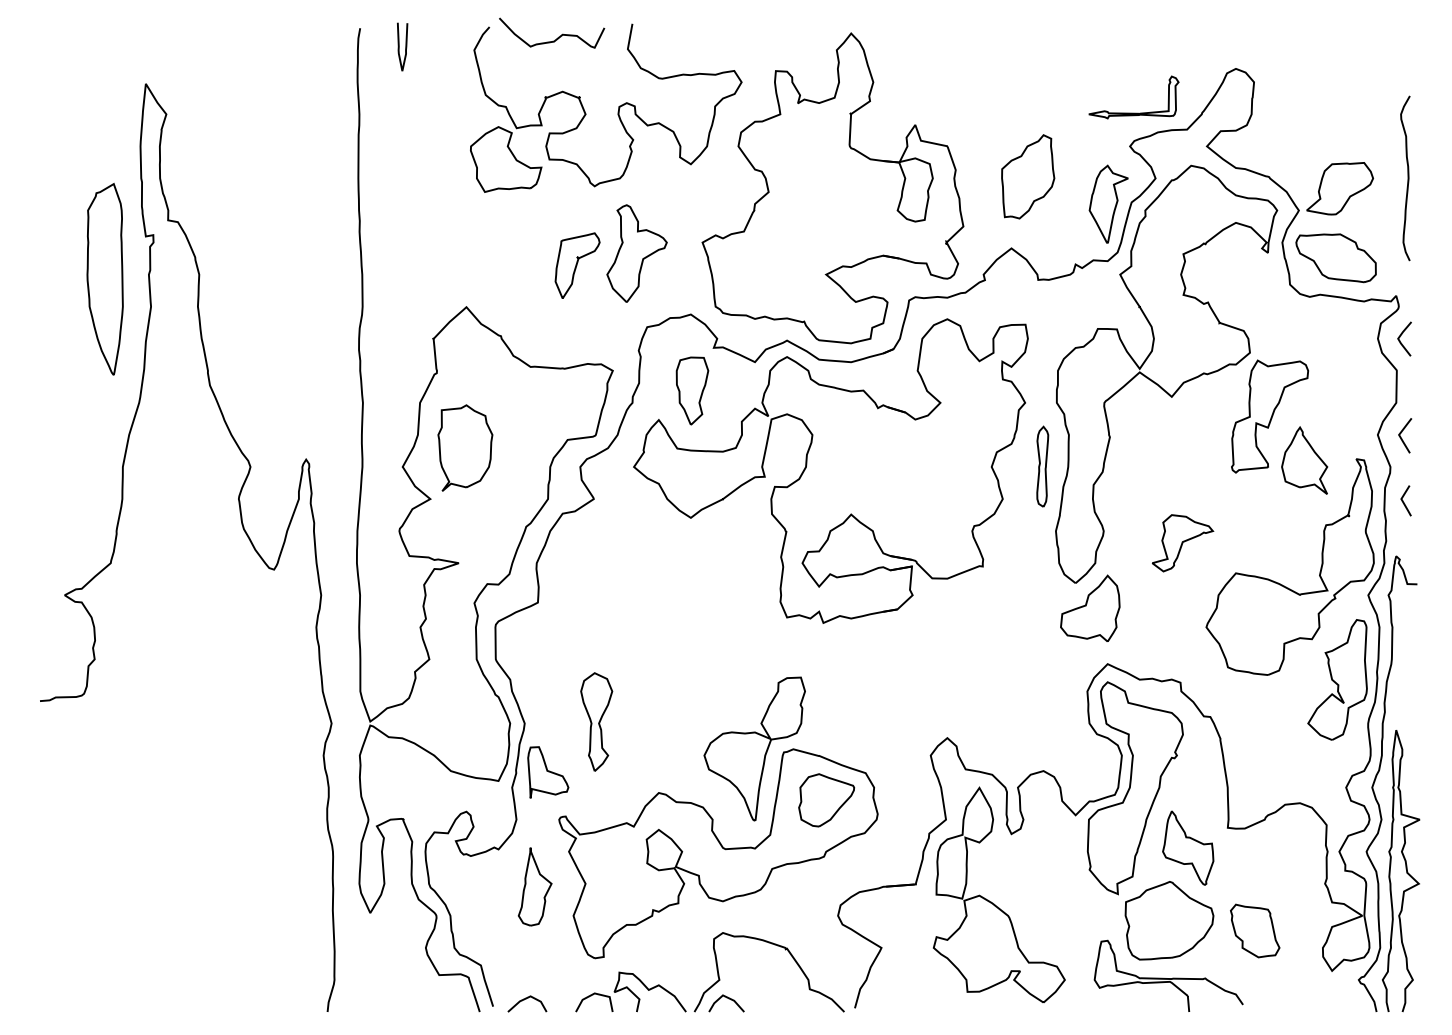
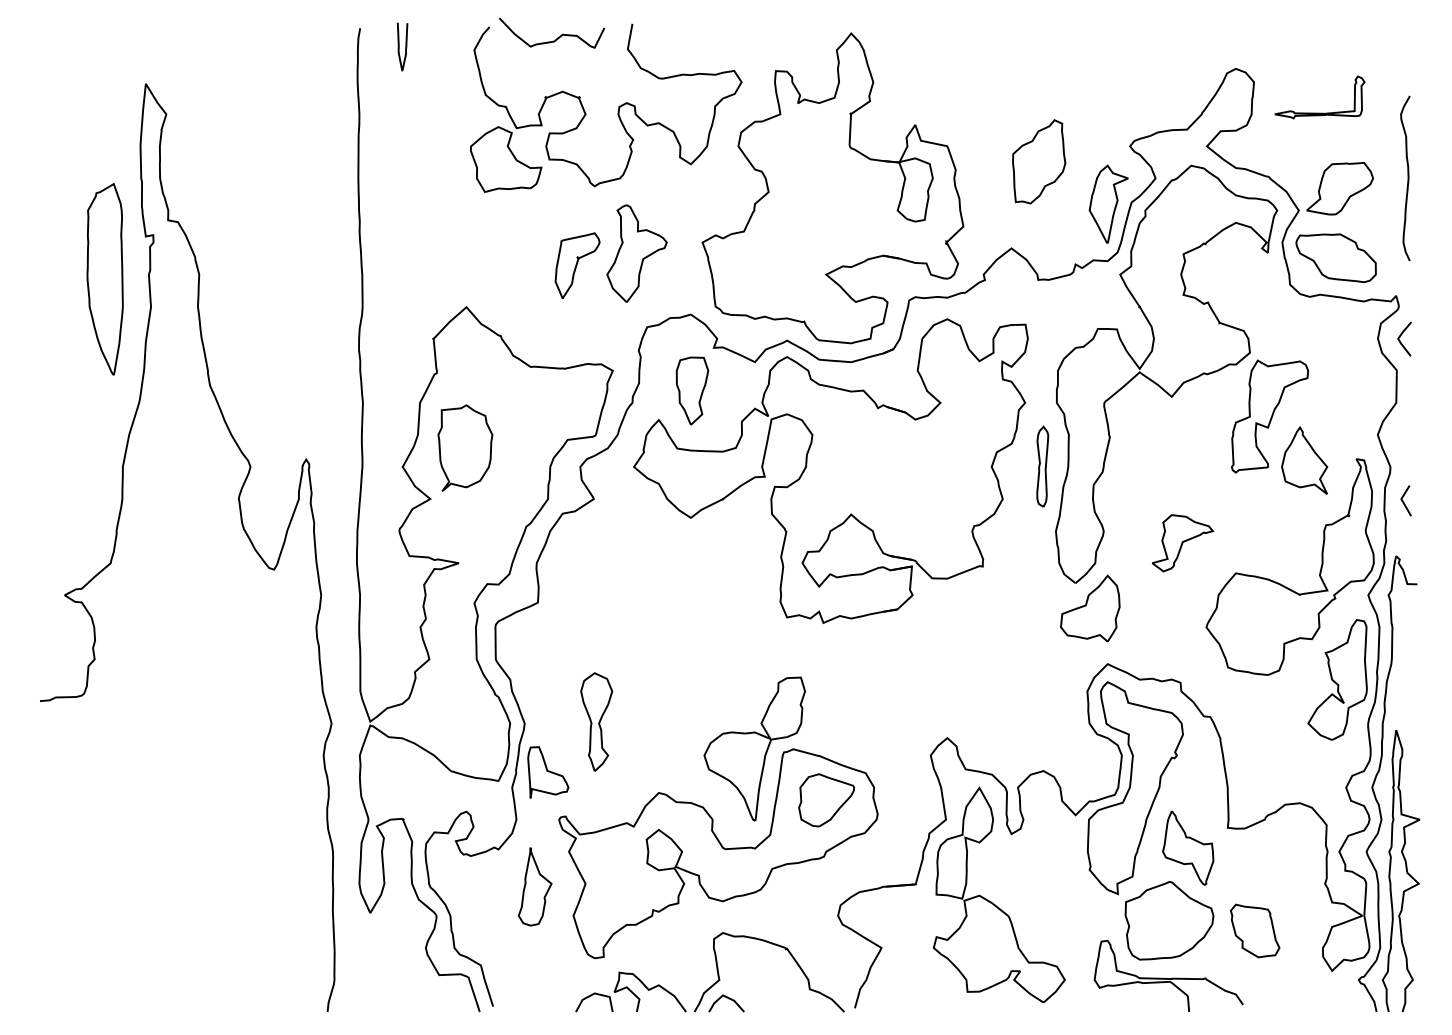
part position: (1133, 112) -> (1319, 112) (1319, 112)
part position: (1028, 176) -> (1039, 161) (1039, 161)
line: present -> none (1401, 436)
line: present -> none (526, 999)
